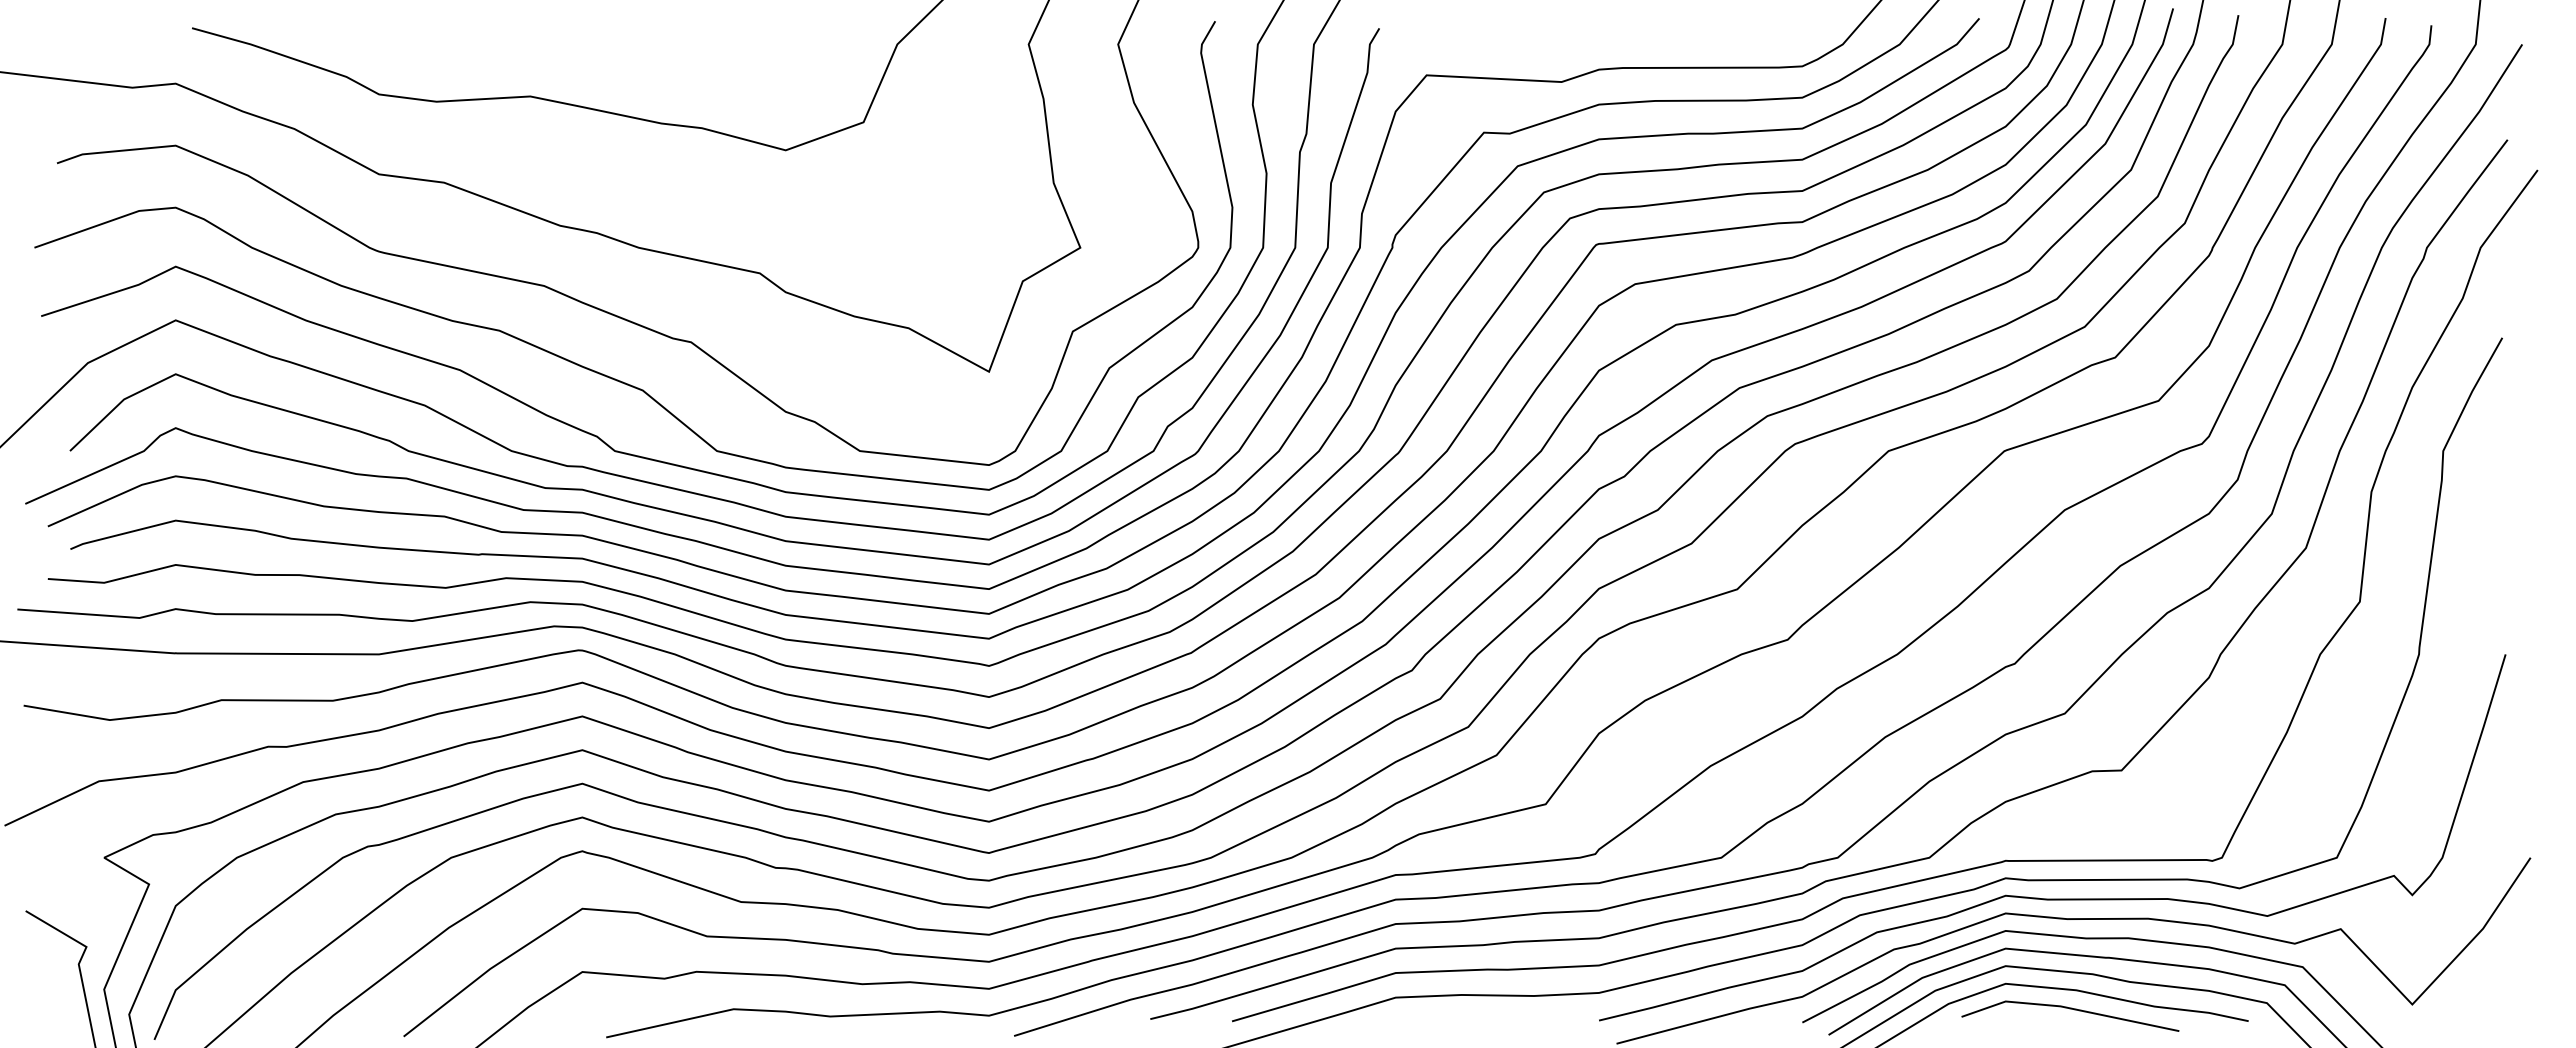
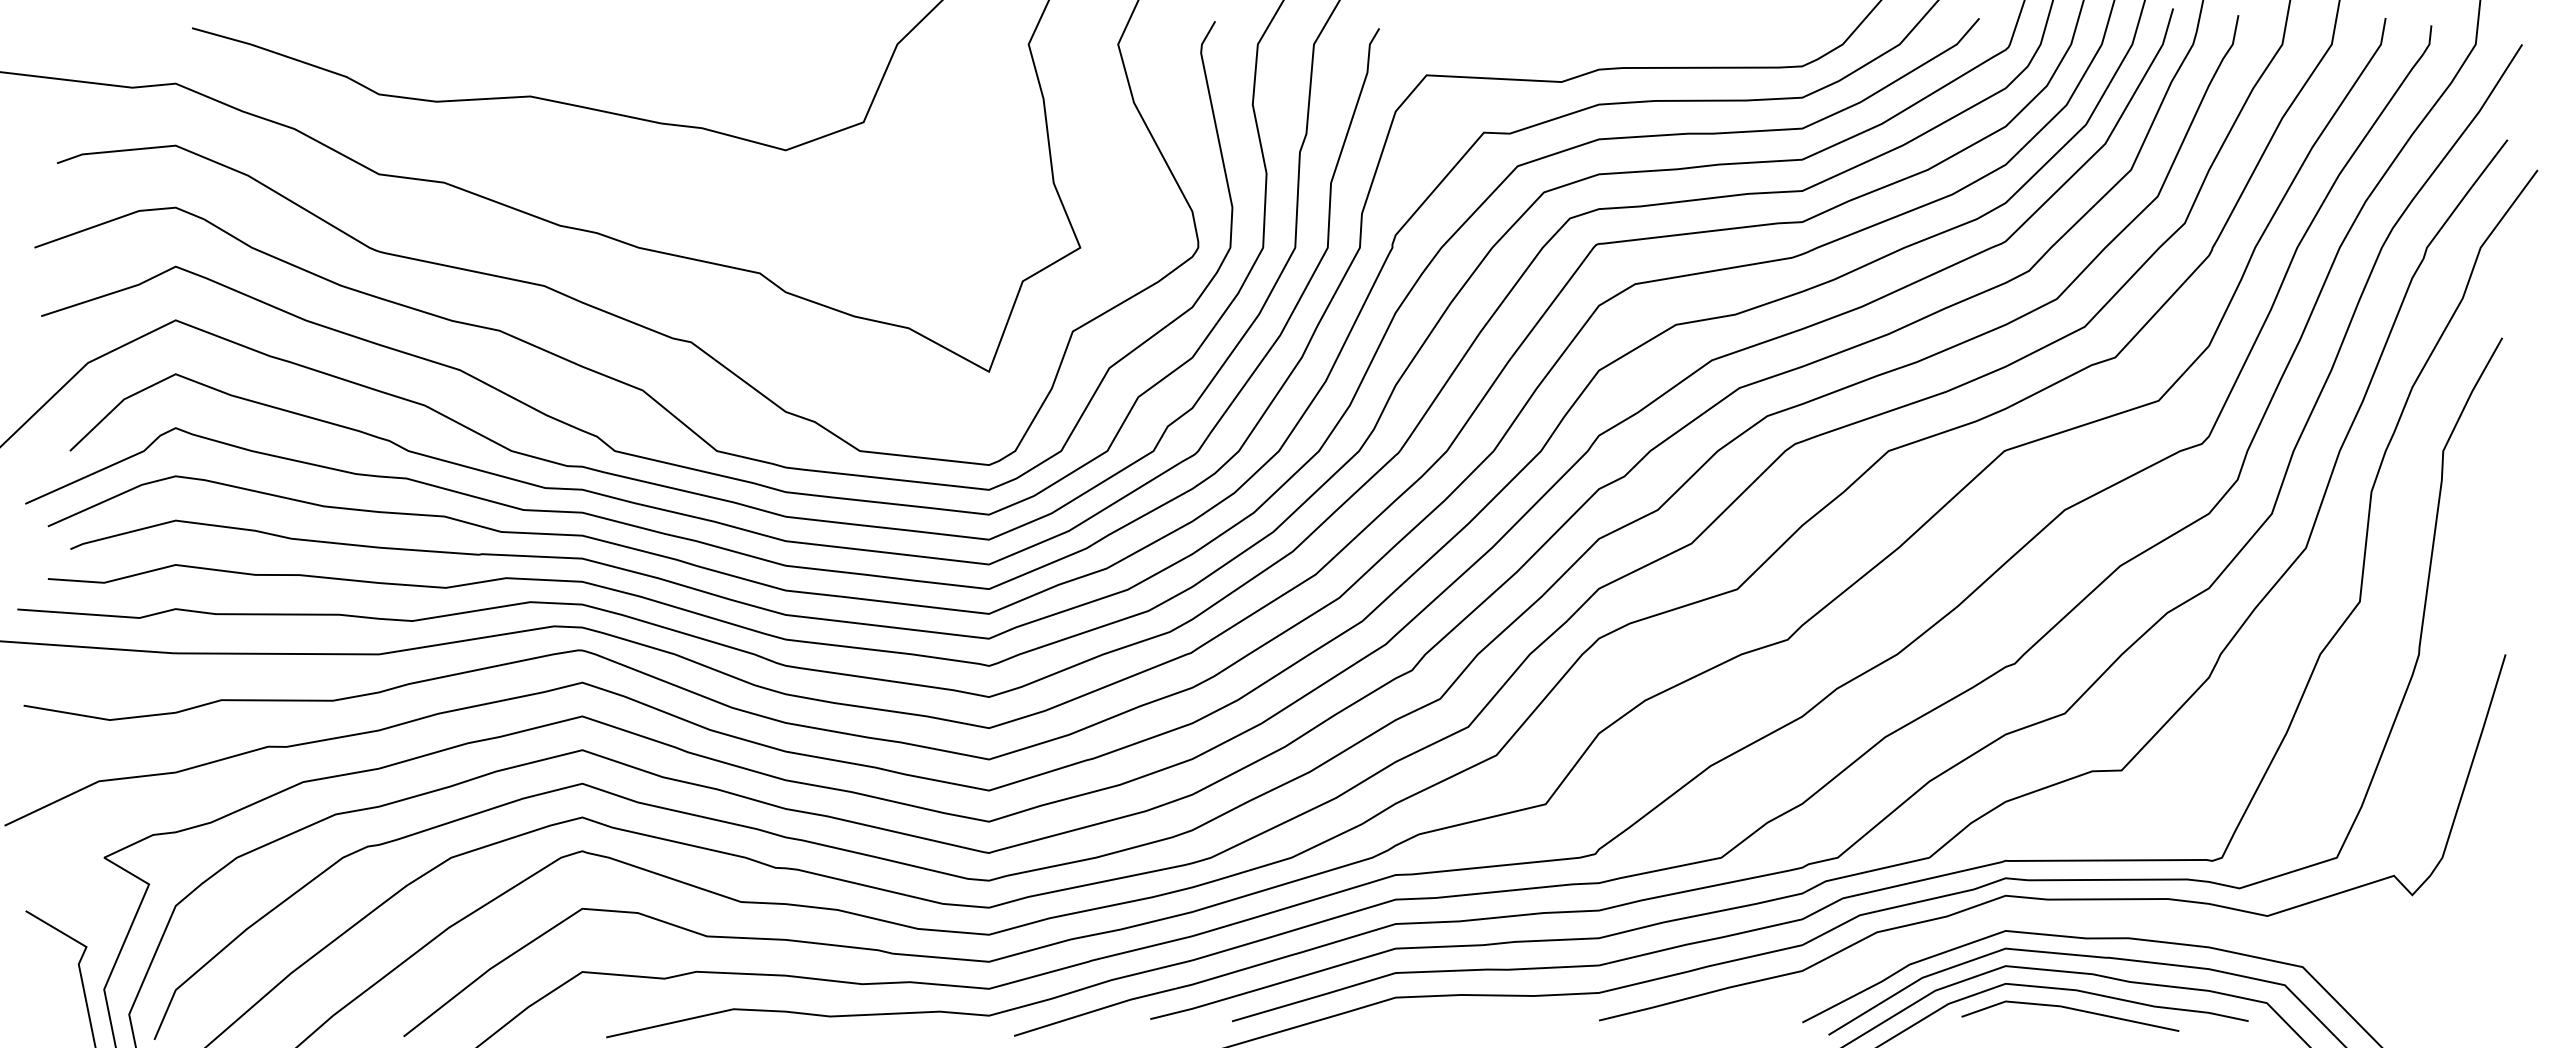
curve: present -> none (2073, 919)
